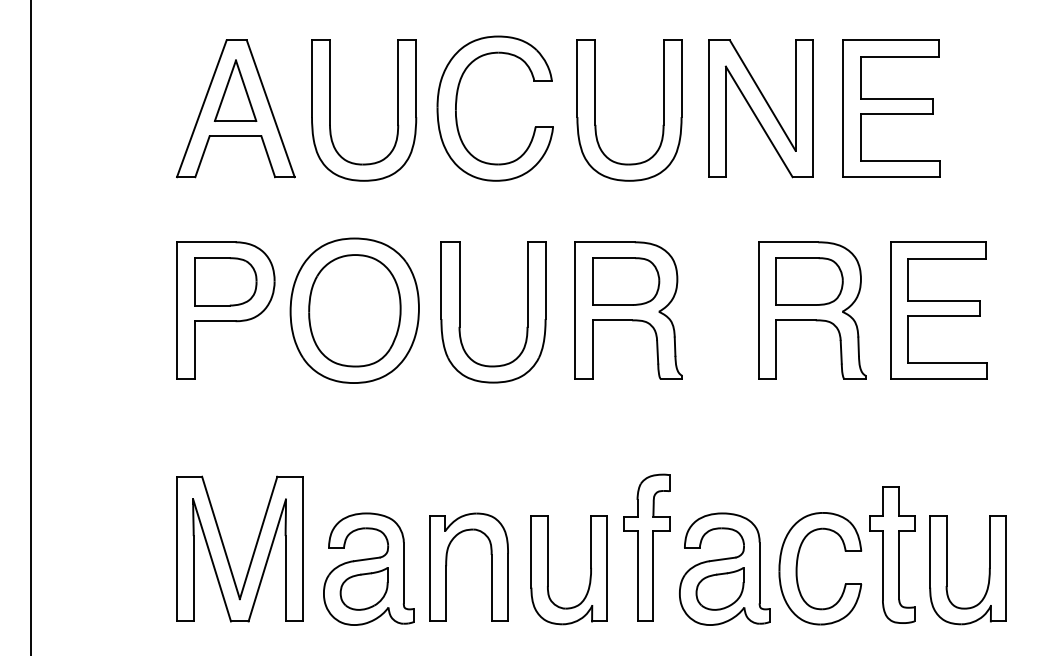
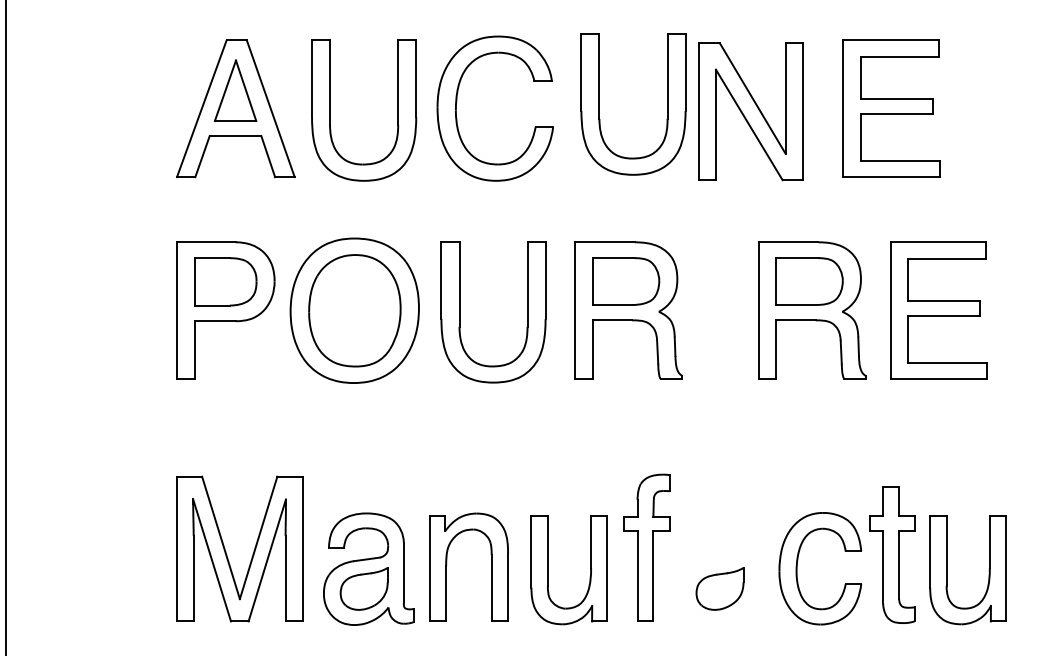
part position: (760, 108) -> (750, 111) (750, 111)
part position: (595, 110) -> (599, 104) (599, 104)
line position: (31, 327) -> (6, 327) (6, 327)
part: present -> none (724, 568)
